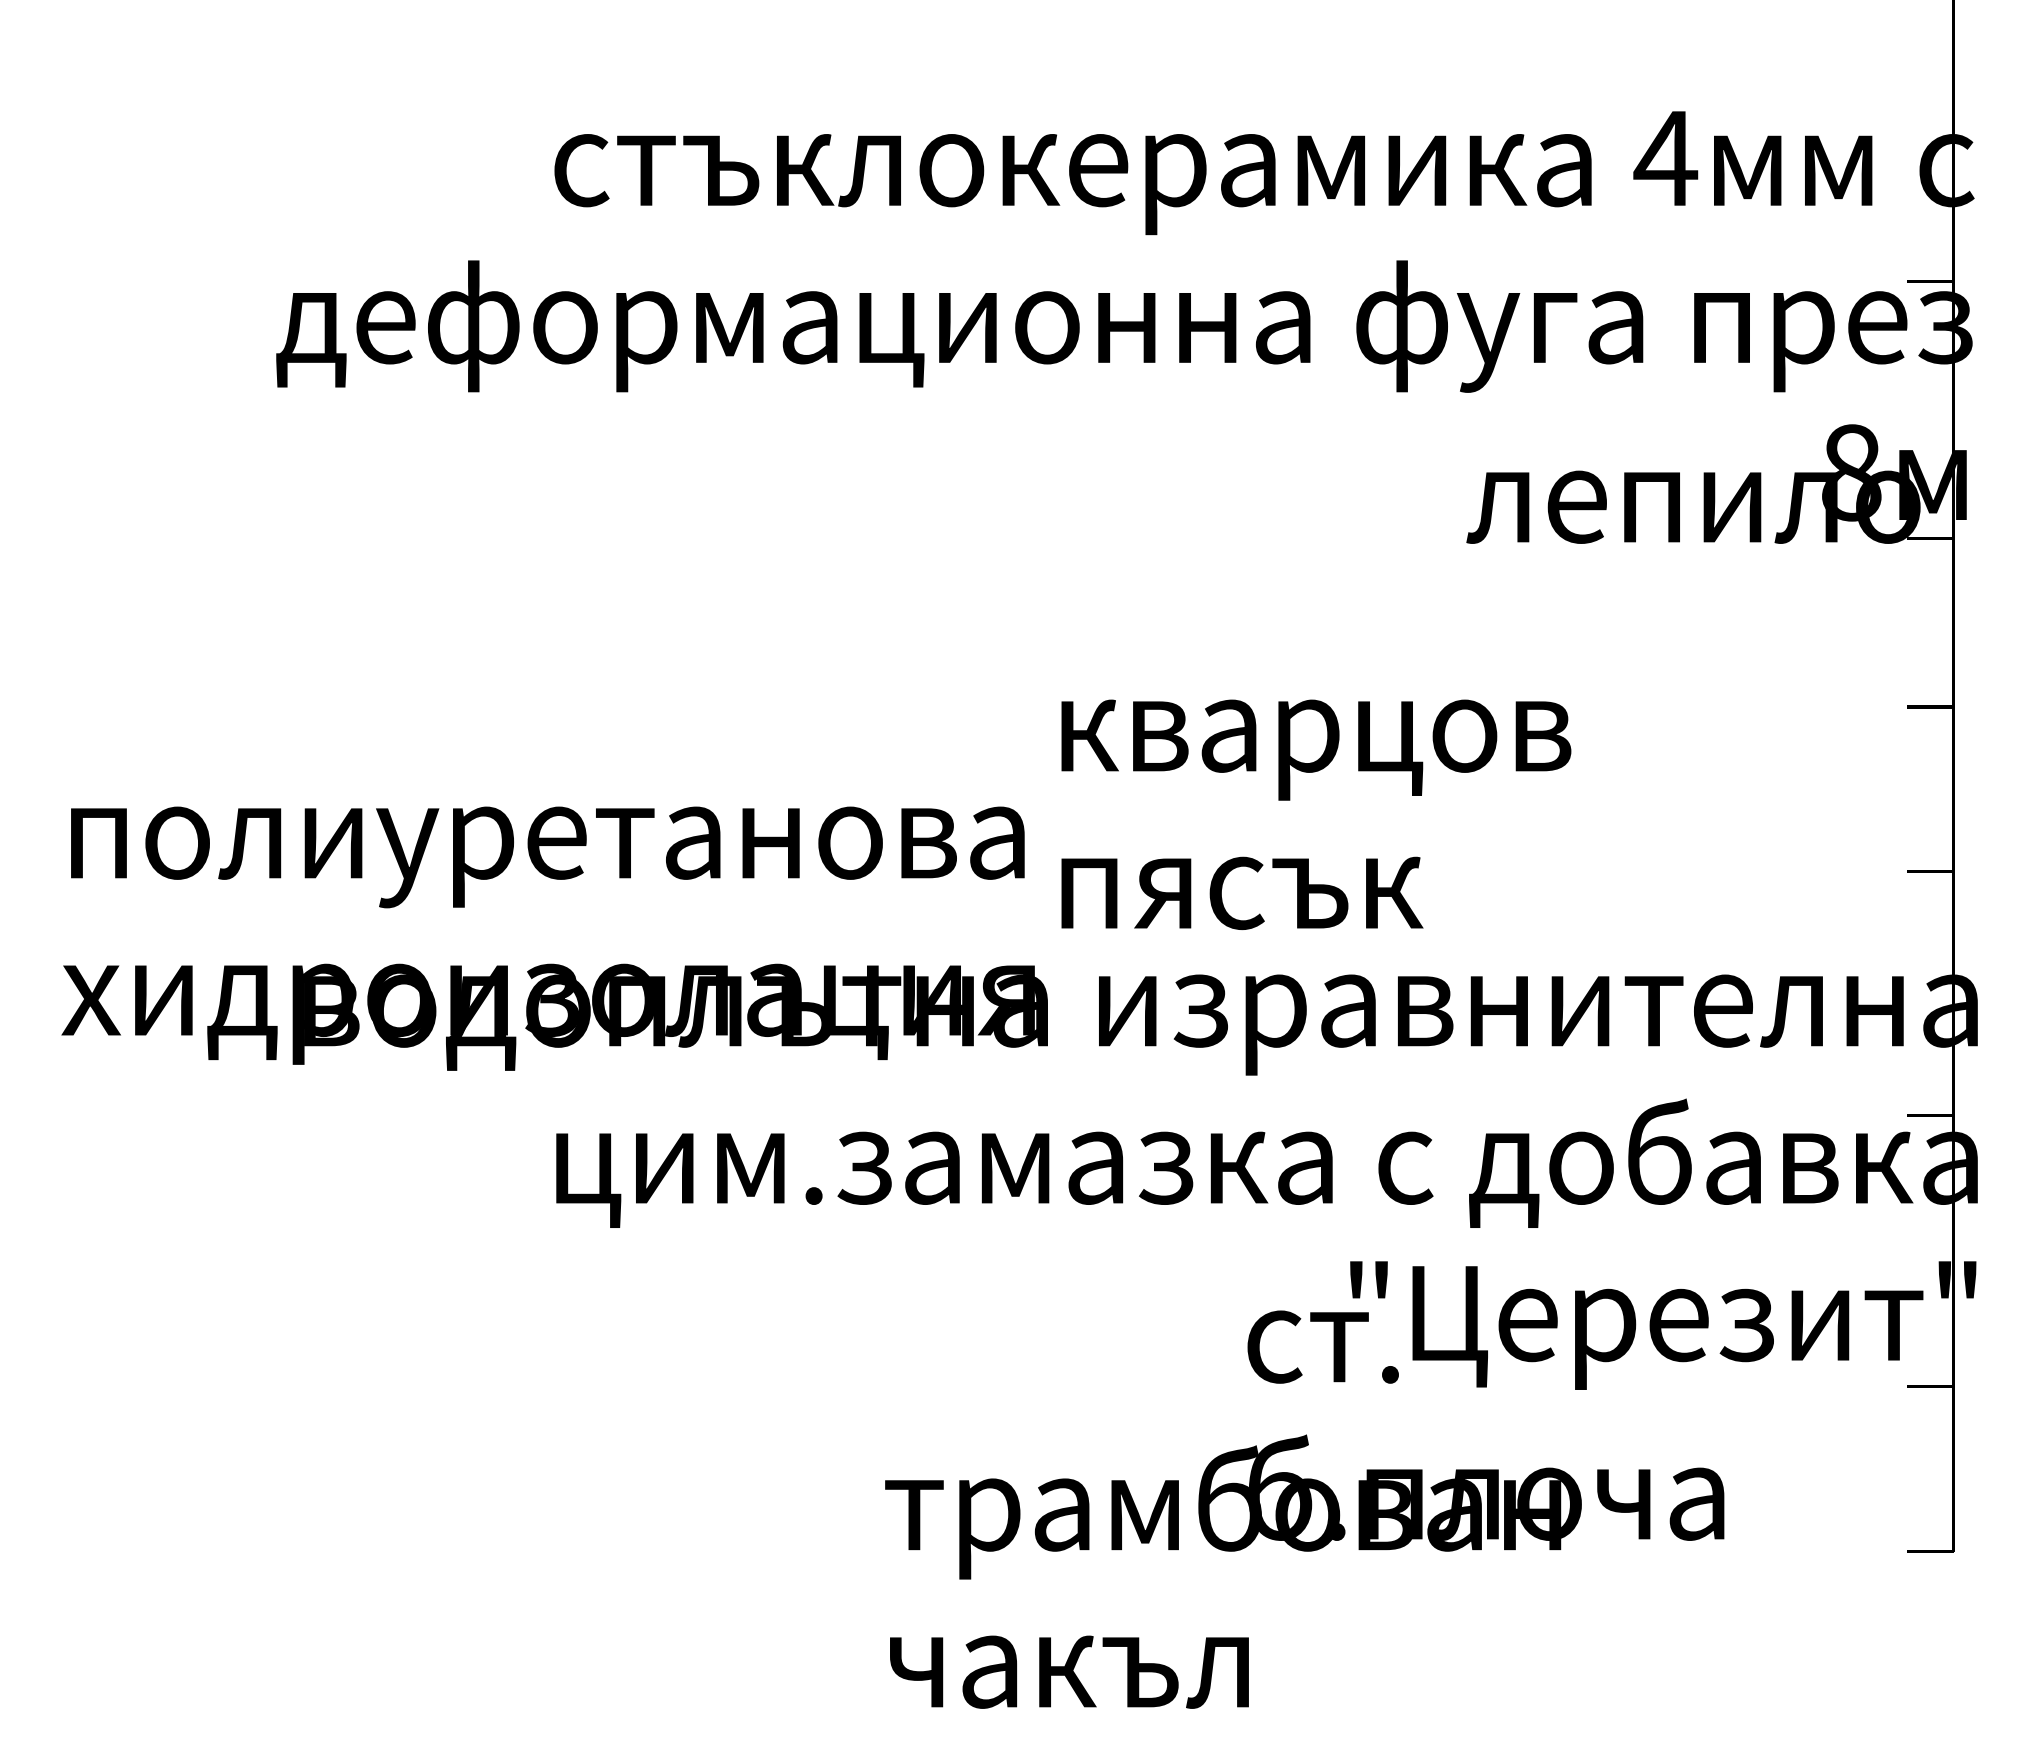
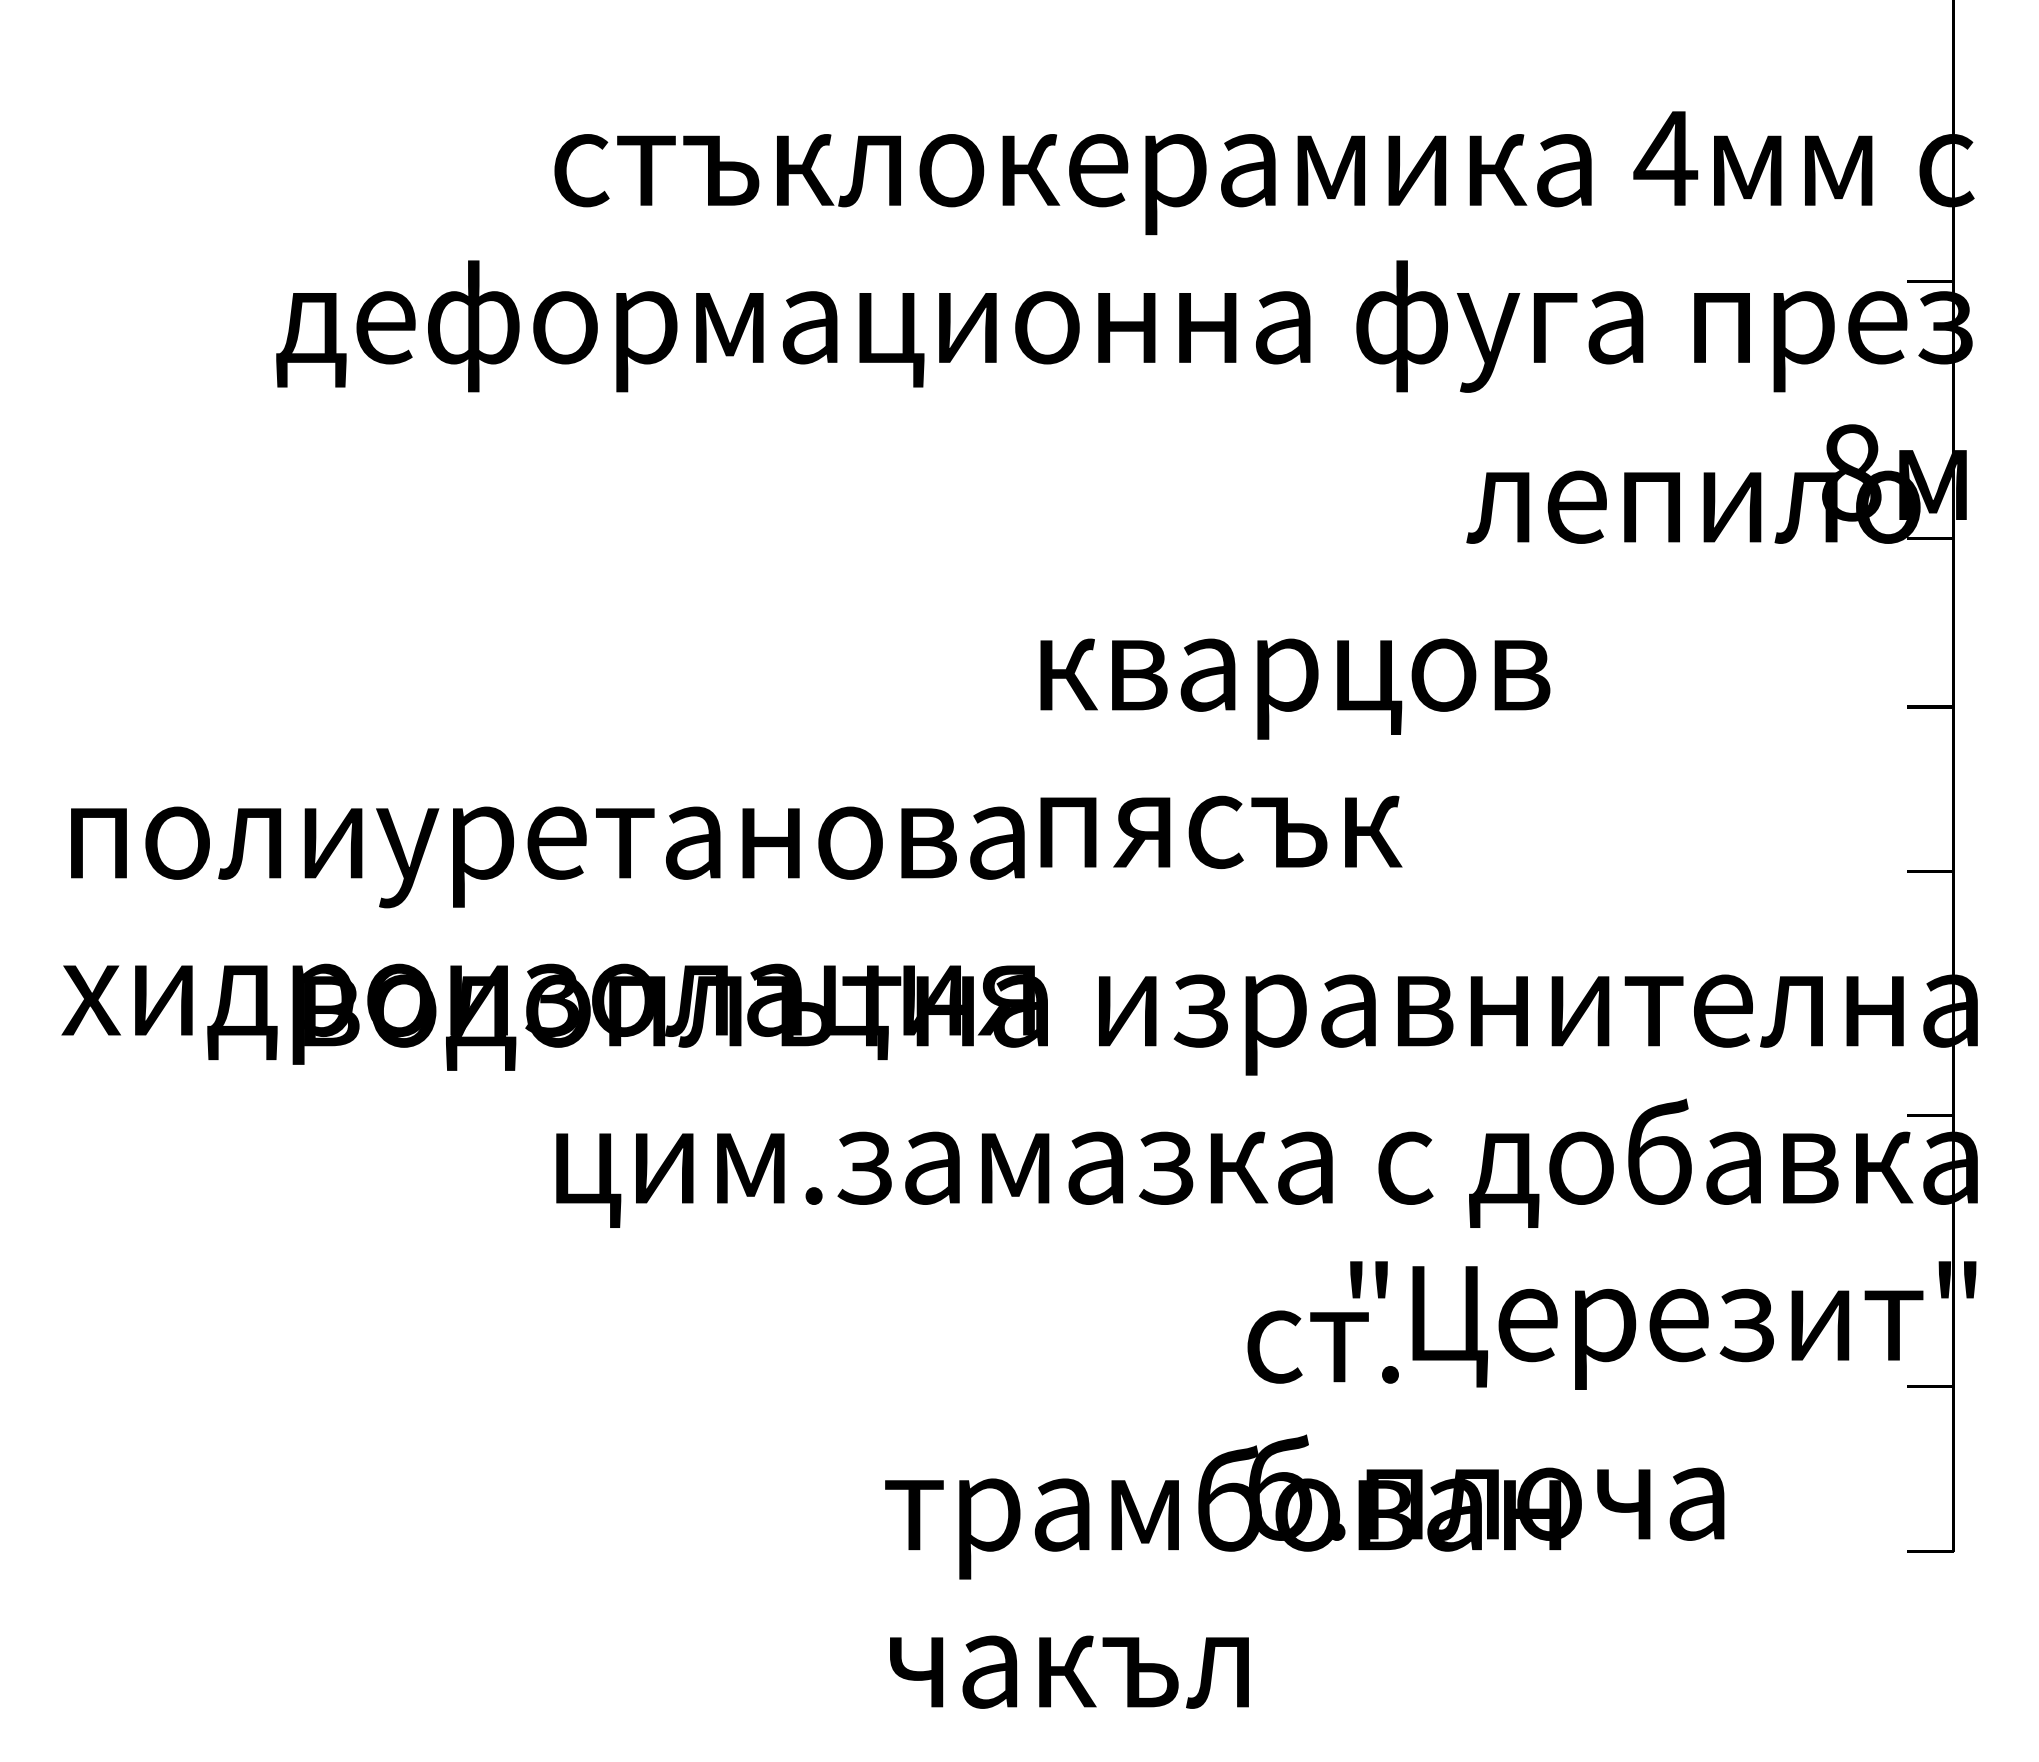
text position: (1316, 814) -> (1295, 753) (1295, 753)
